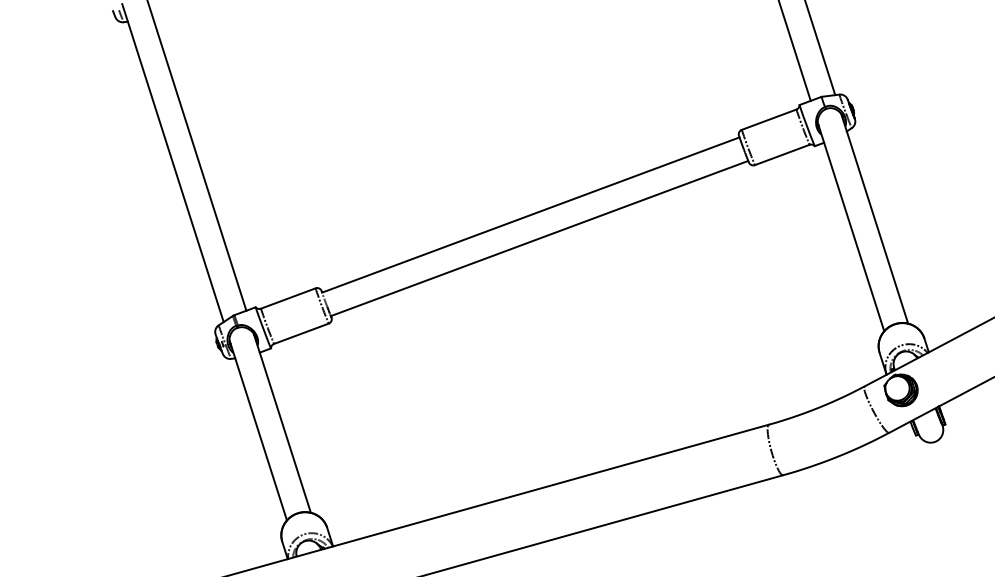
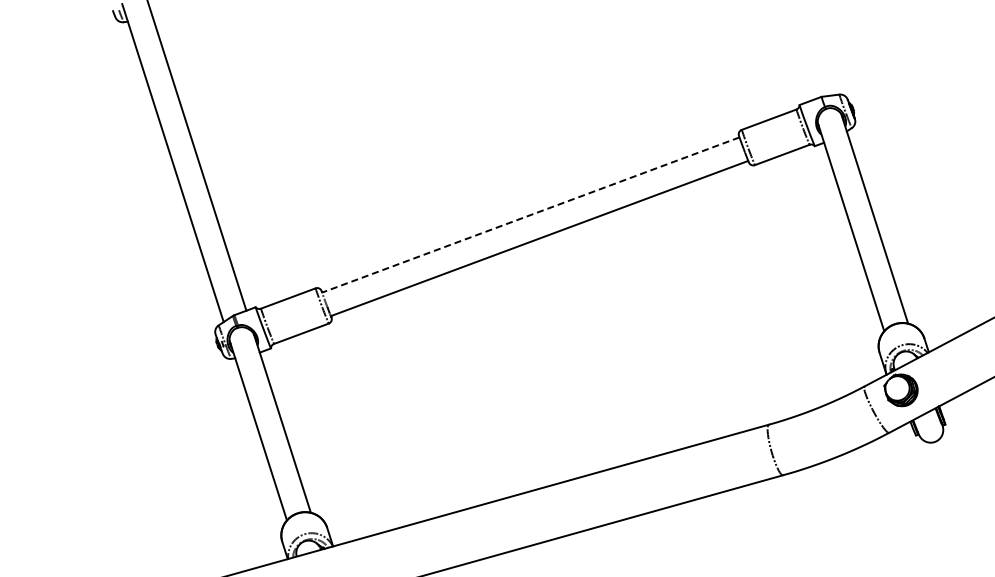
line: present -> none (820, 48)
line: present -> none (794, 51)
line: solid -> dashed (530, 215)
